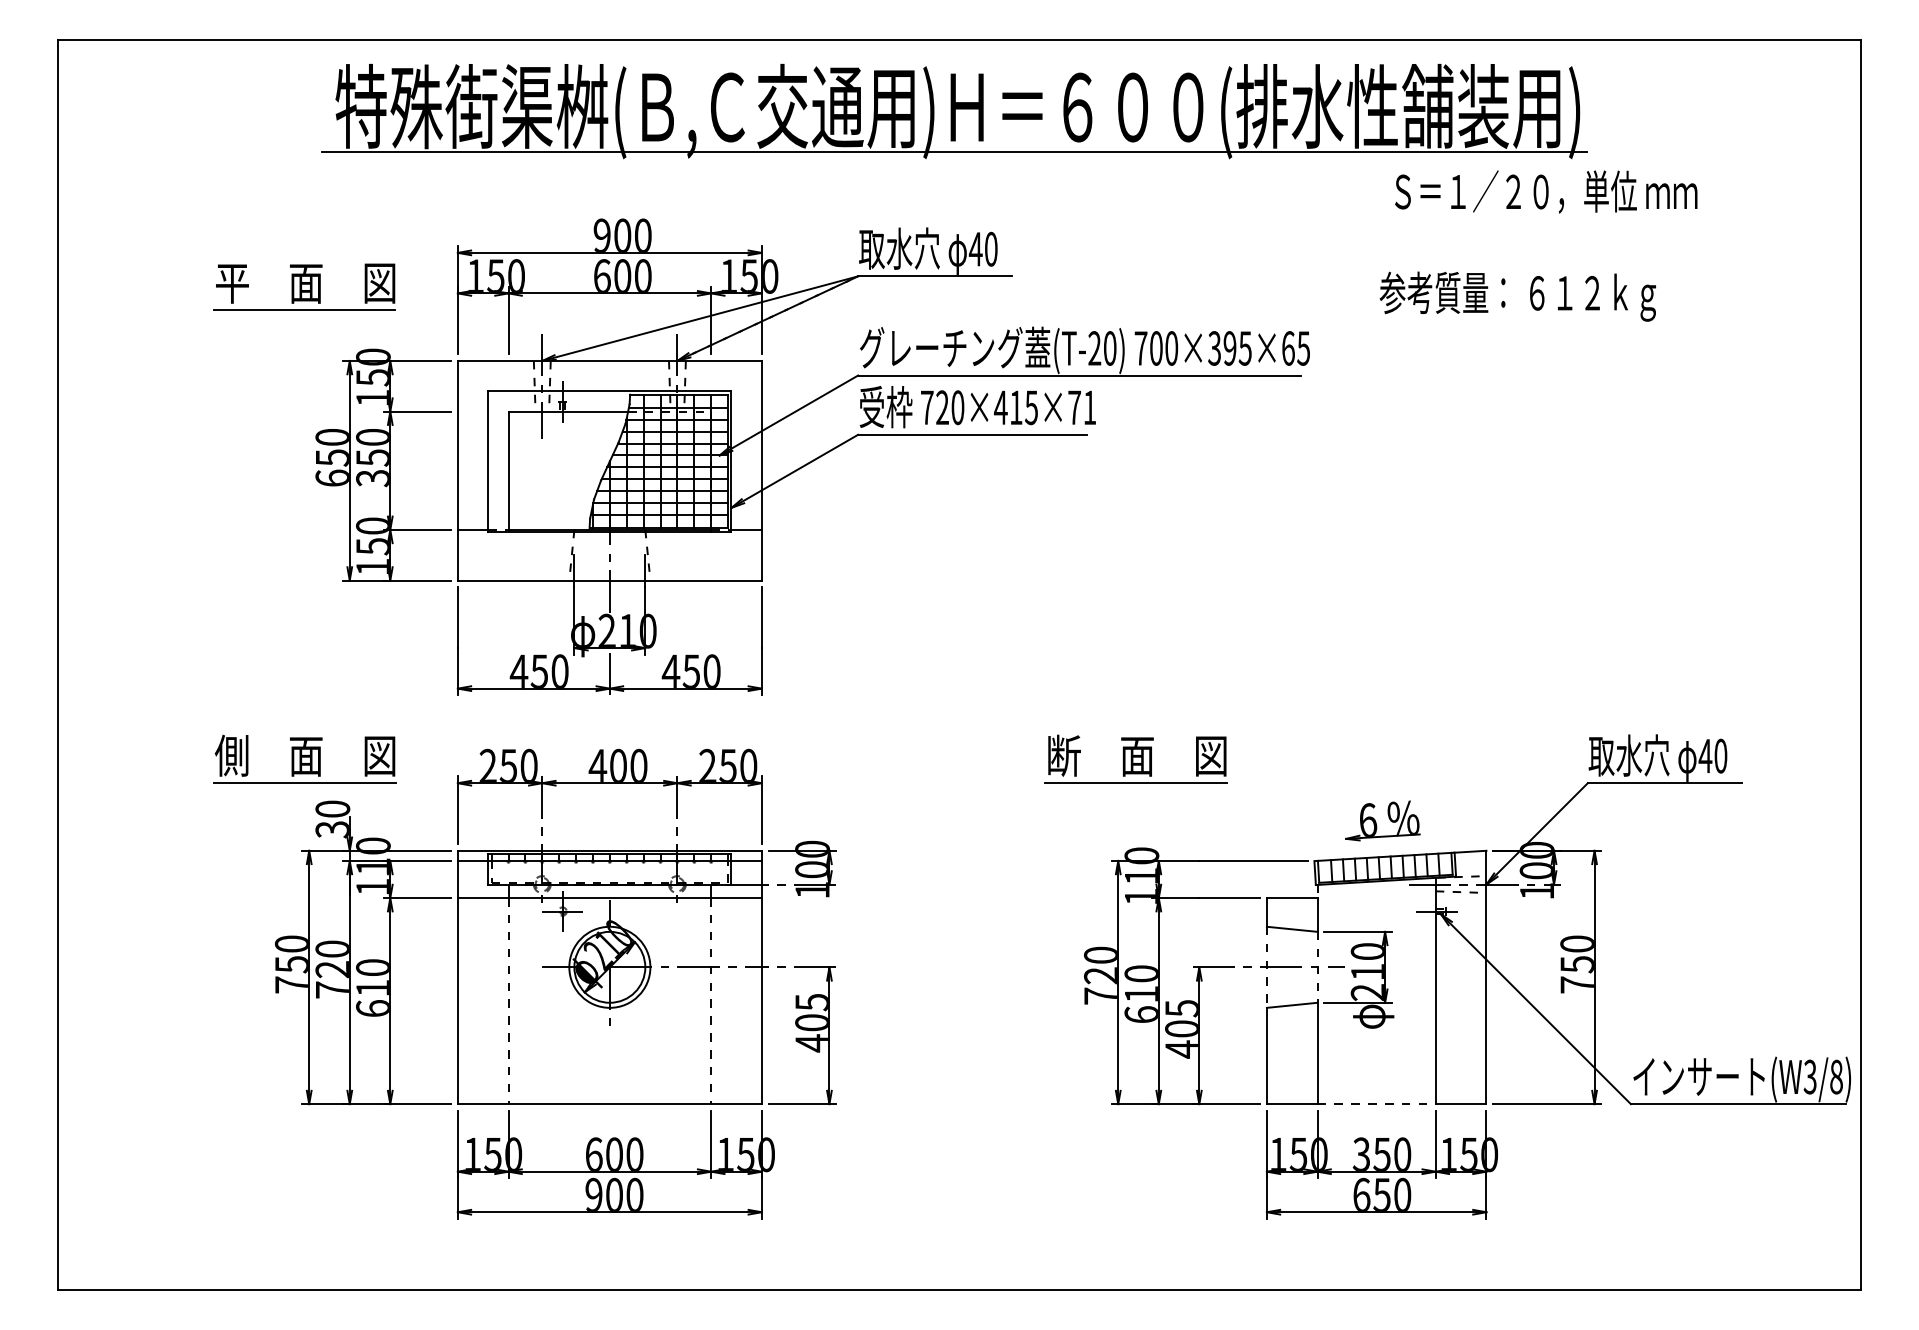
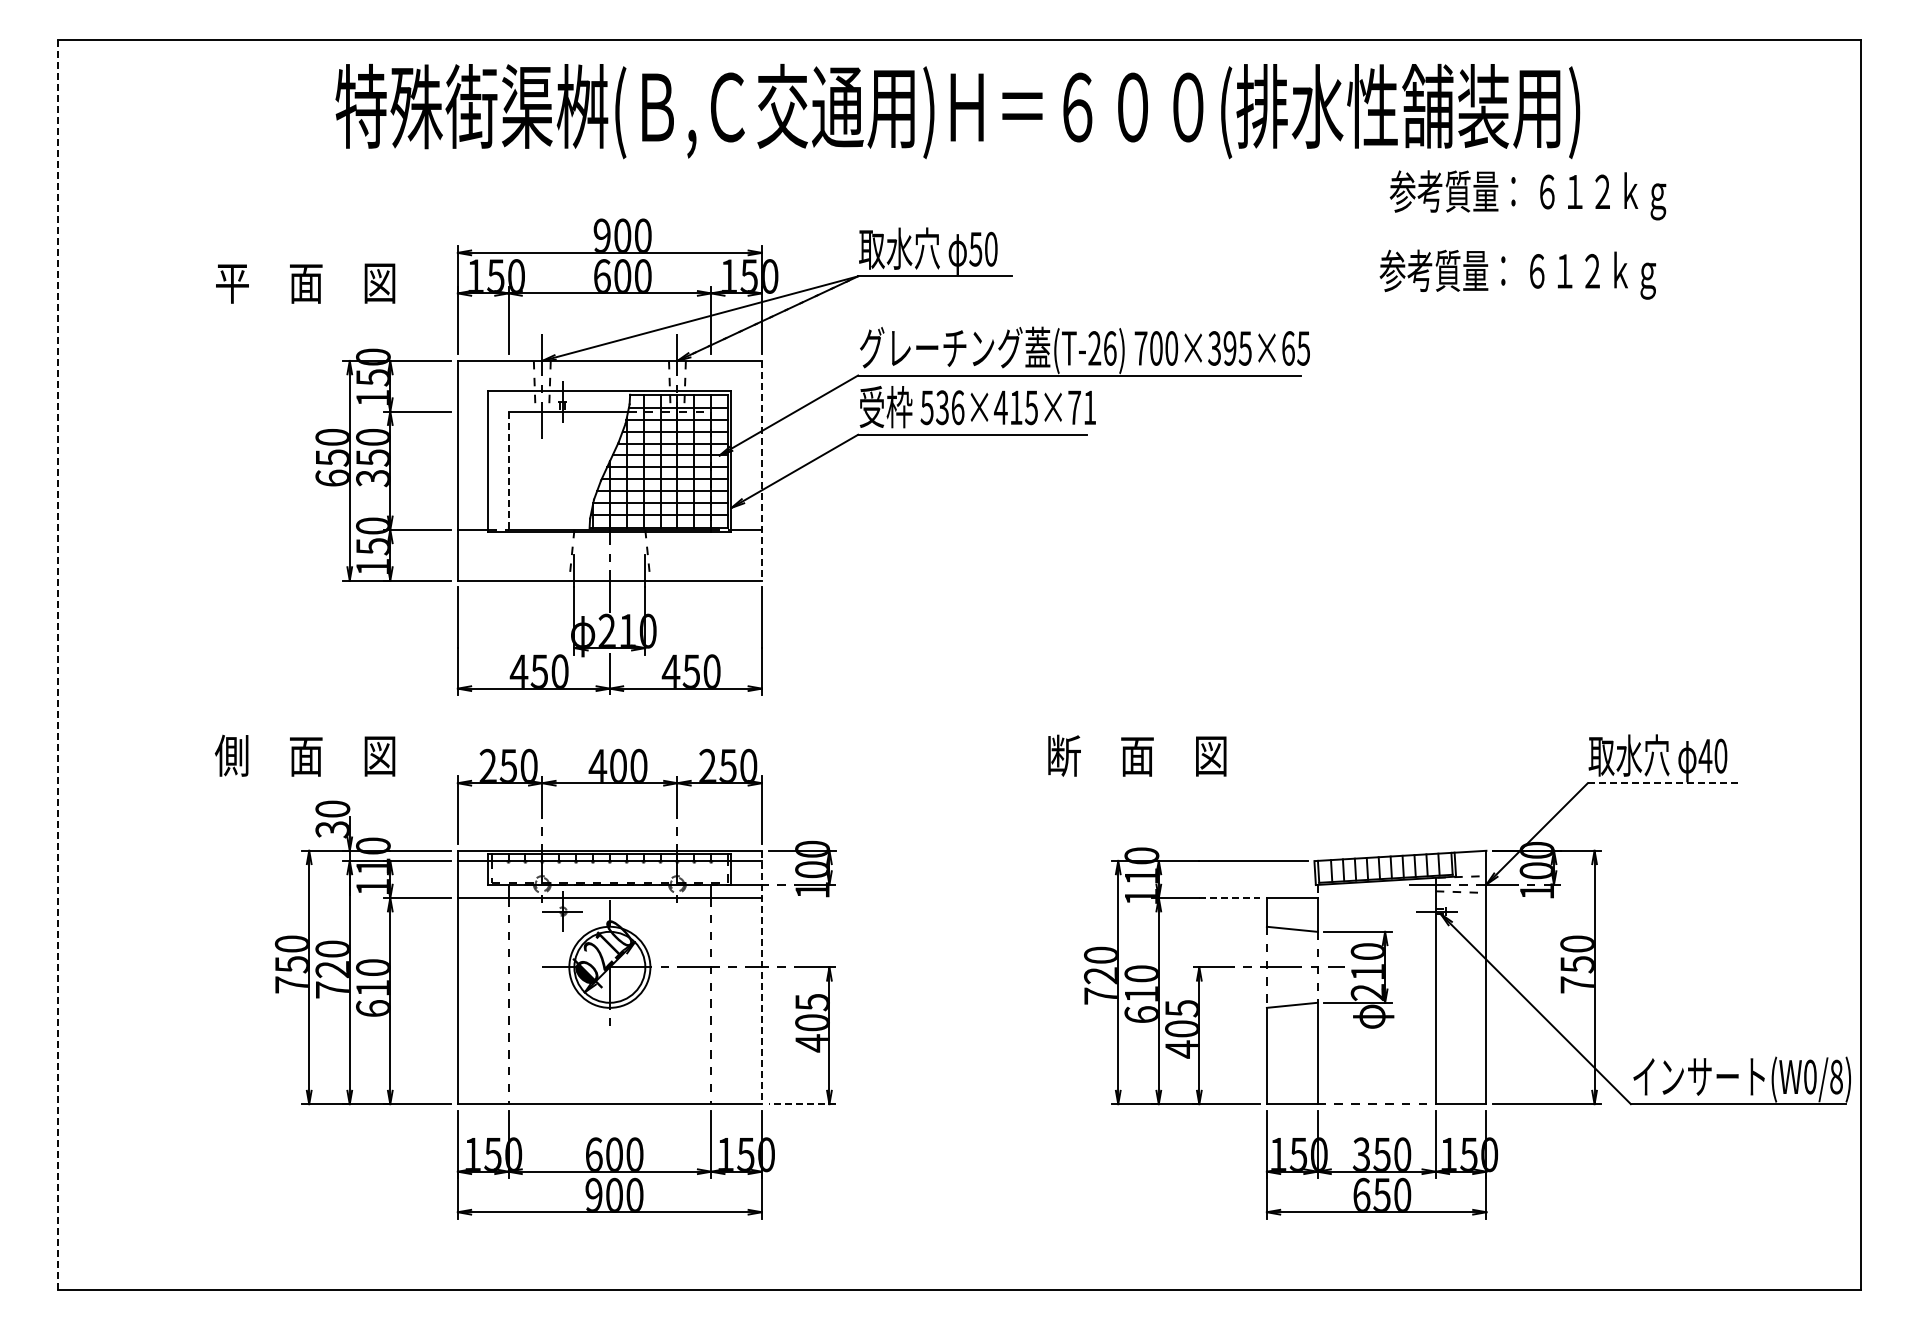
line: present -> none (954, 151)
text: Ｓ＝１／２０，単位 ｍｍ -> 参考質量： ６１２ｋｇ (1543, 195)
text: 40 -> 50 (975, 249)
text position: (1517, 296) -> (1517, 274) (1517, 274)
line: present -> none (304, 310)
text: (T-20) -> (T-26) (1110, 348)
text: 720×415×71 -> 536×415×71 (942, 407)
line: solid -> dashed (761, 470)
line: solid -> dashed (508, 471)
line: solid -> dashed (57, 665)
line: present -> none (304, 783)
line: present -> none (1135, 783)
line: solid -> dashed (1665, 783)
part: present -> none (1388, 818)
line: solid -> dashed (1230, 898)
line: solid -> dashed (761, 977)
text: (W3/8) -> (W0/8) (1809, 1076)
line: solid -> dashed (802, 1104)
